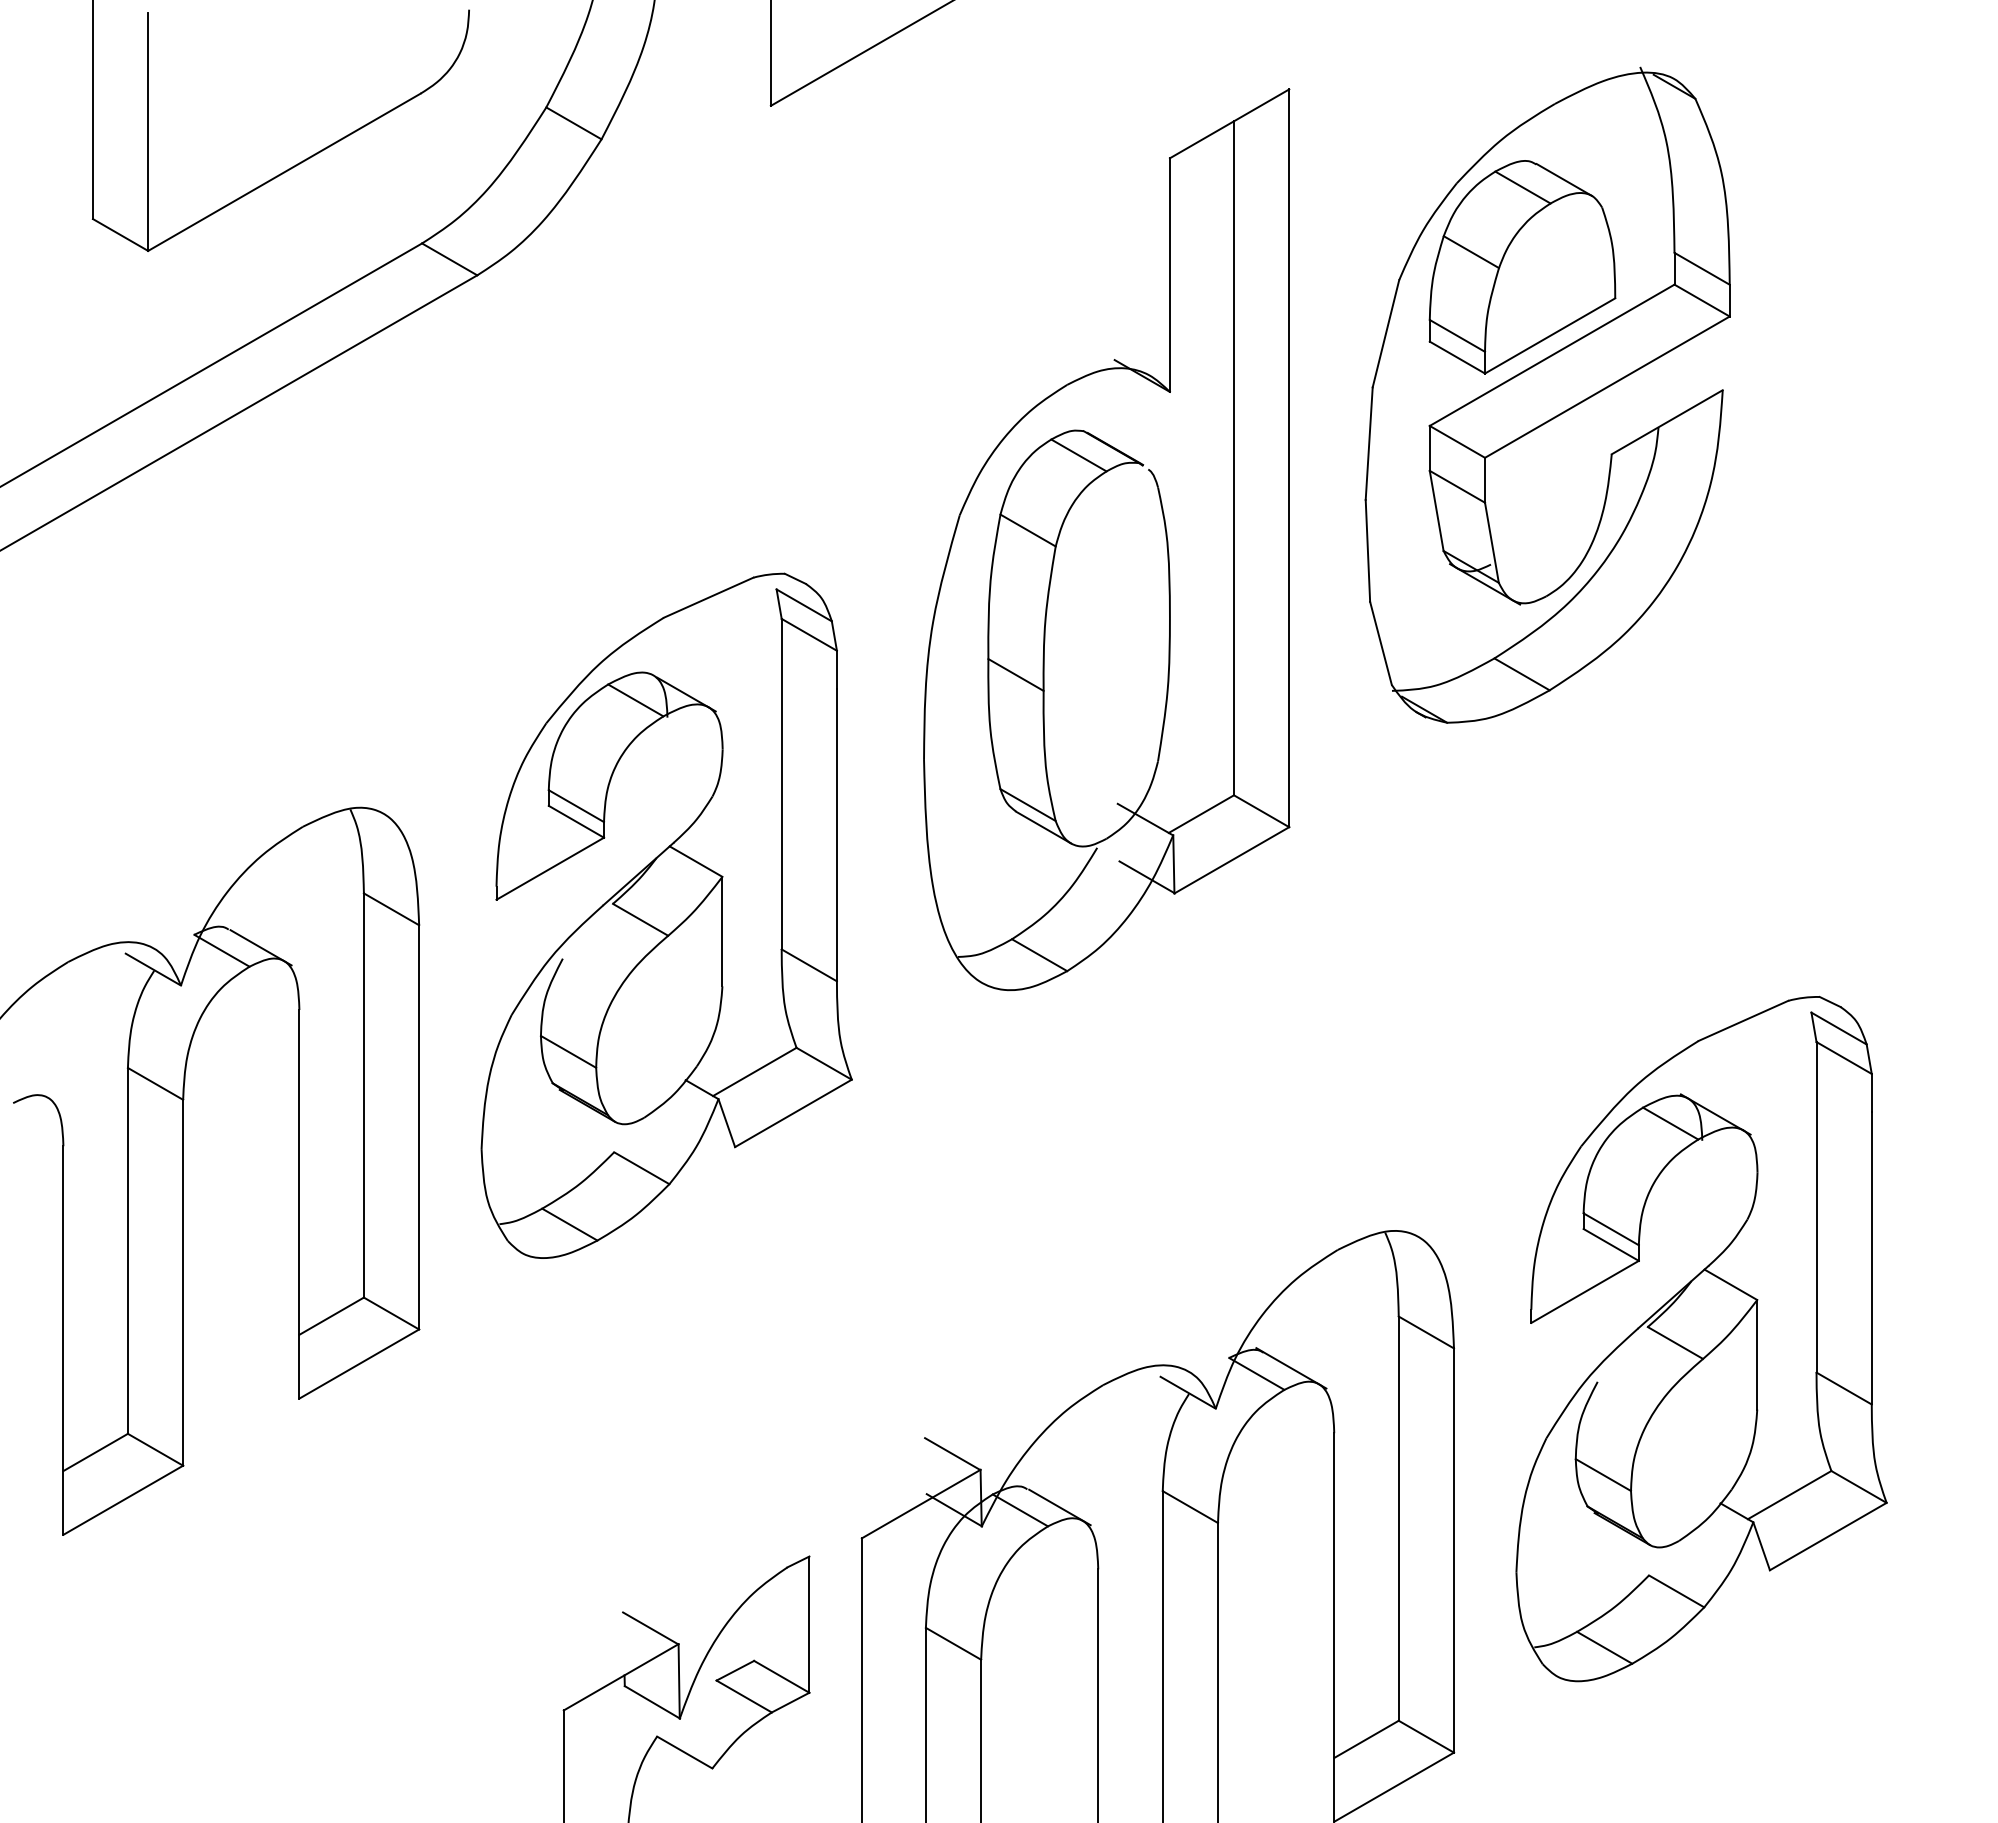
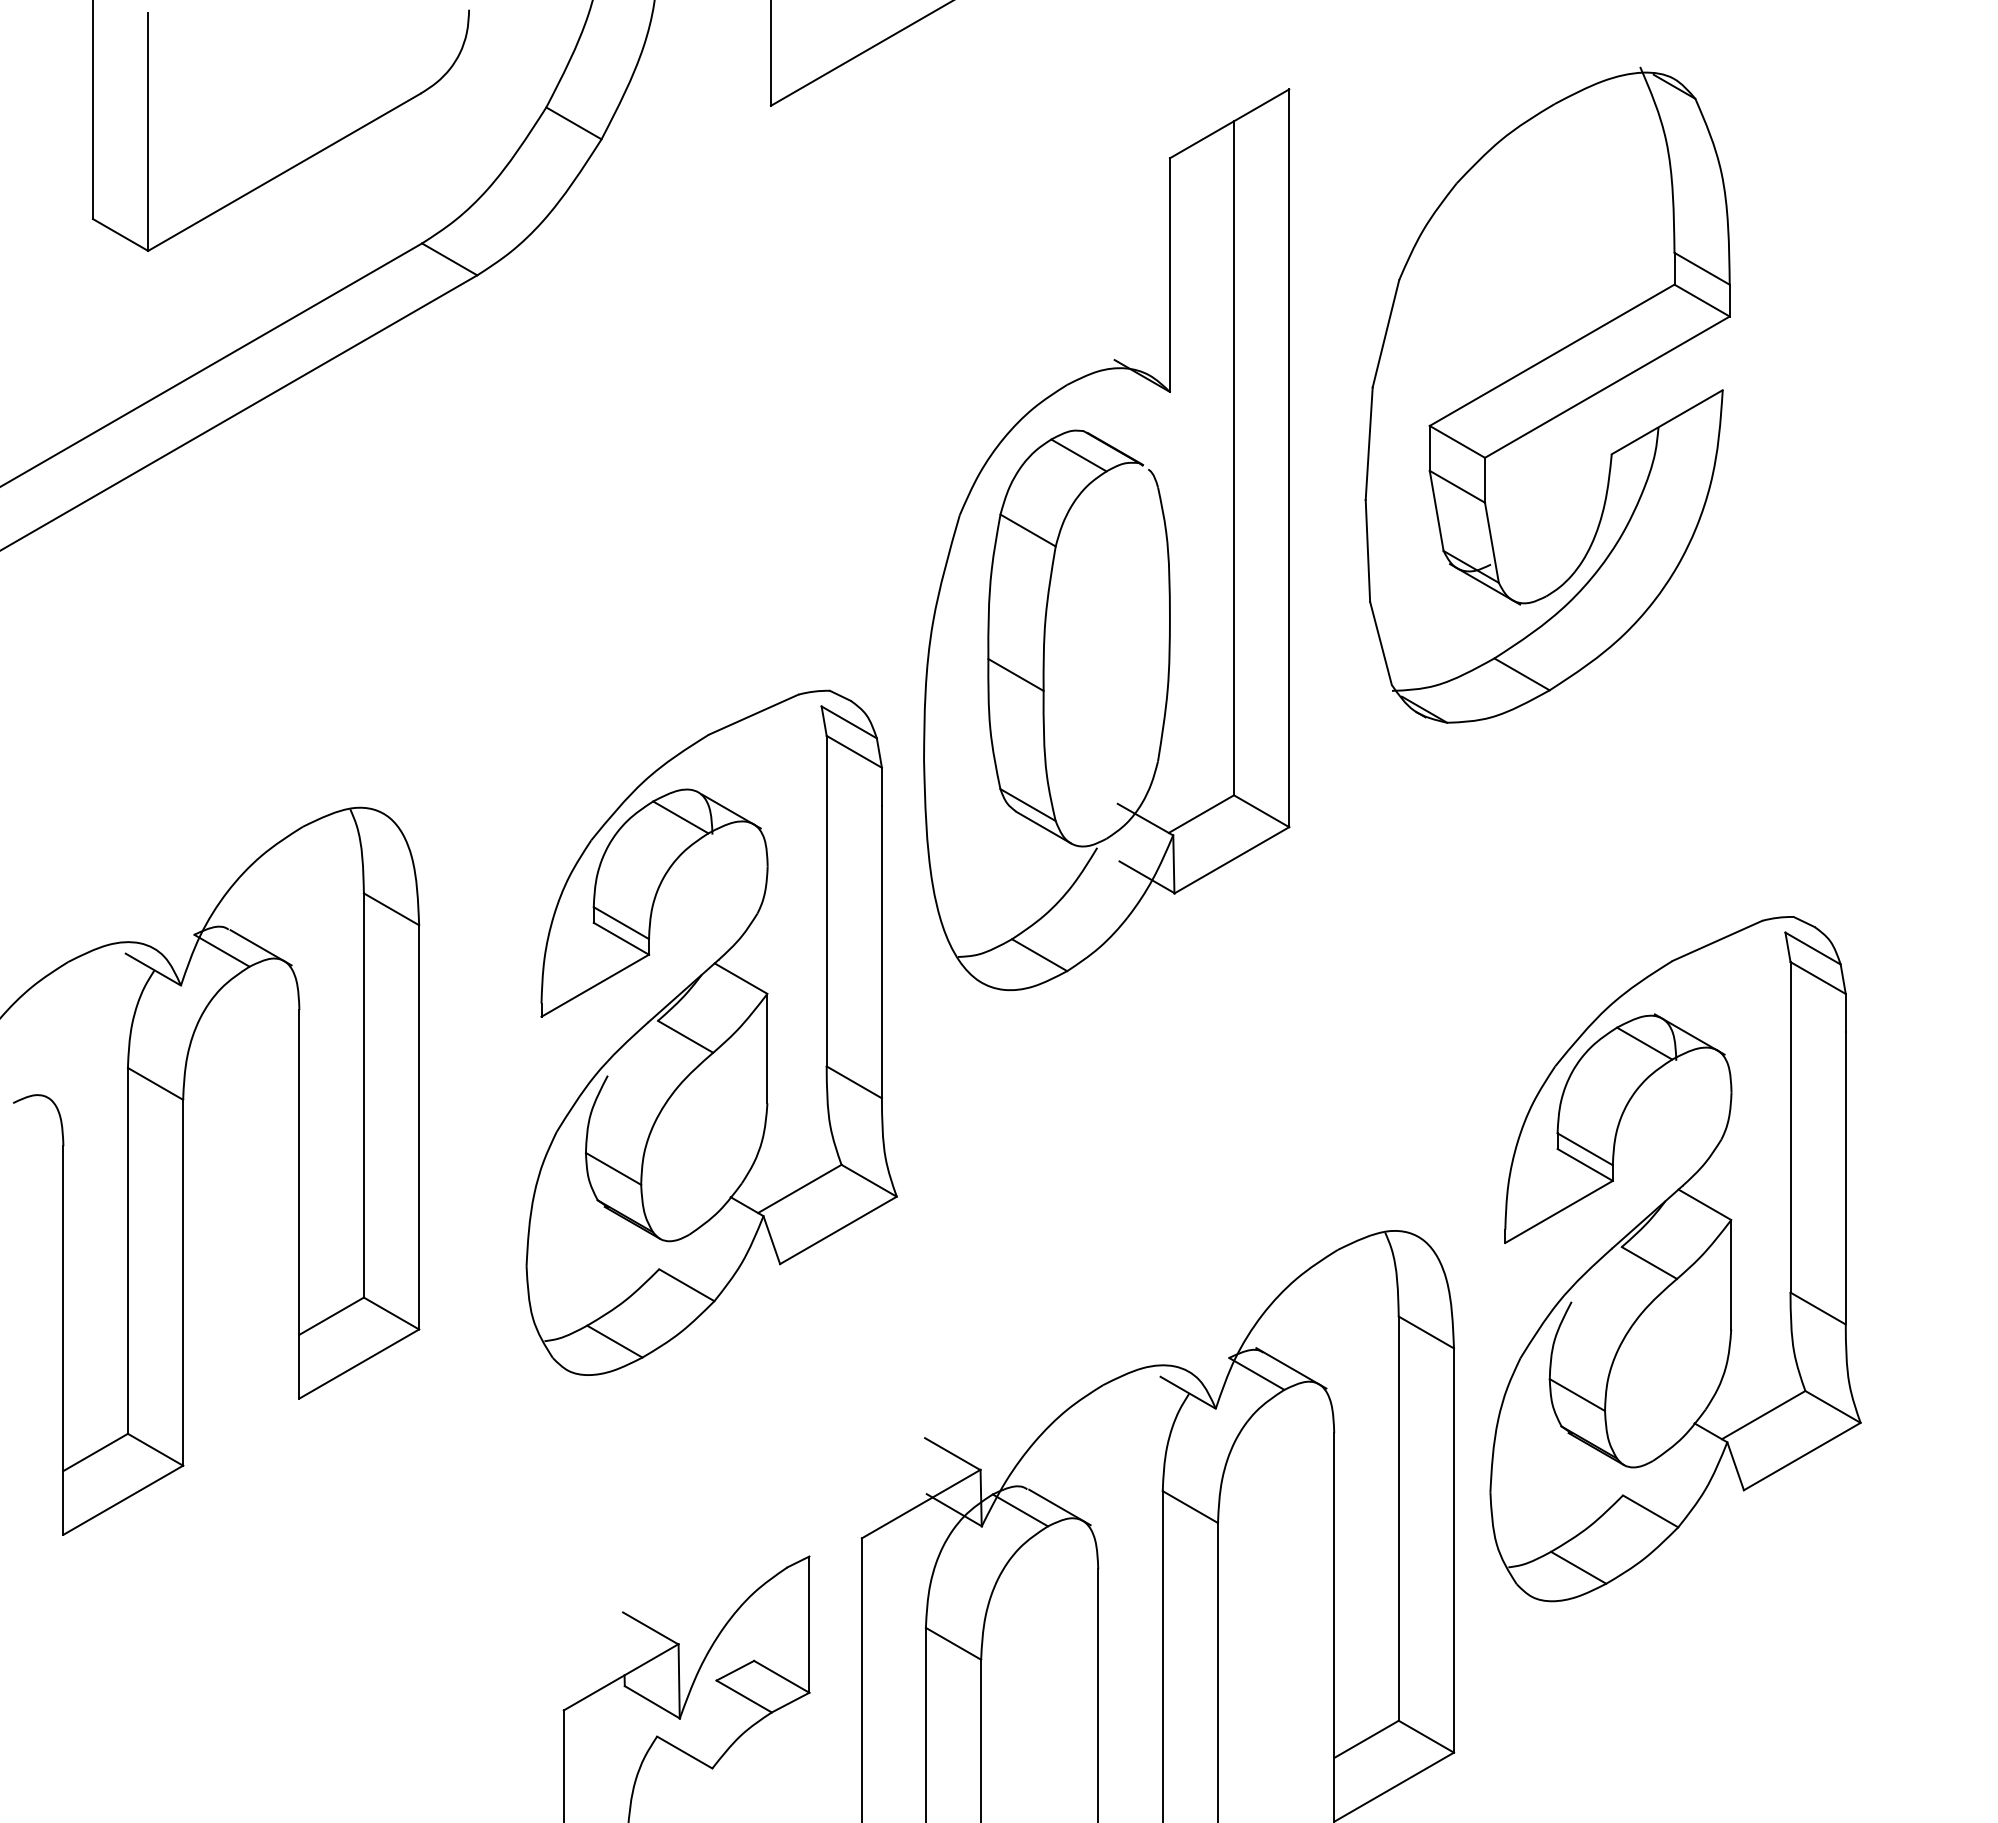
part: present -> none (1522, 267)
part position: (666, 915) -> (711, 1032) (711, 1032)
part position: (1701, 1339) -> (1675, 1259) (1675, 1259)
